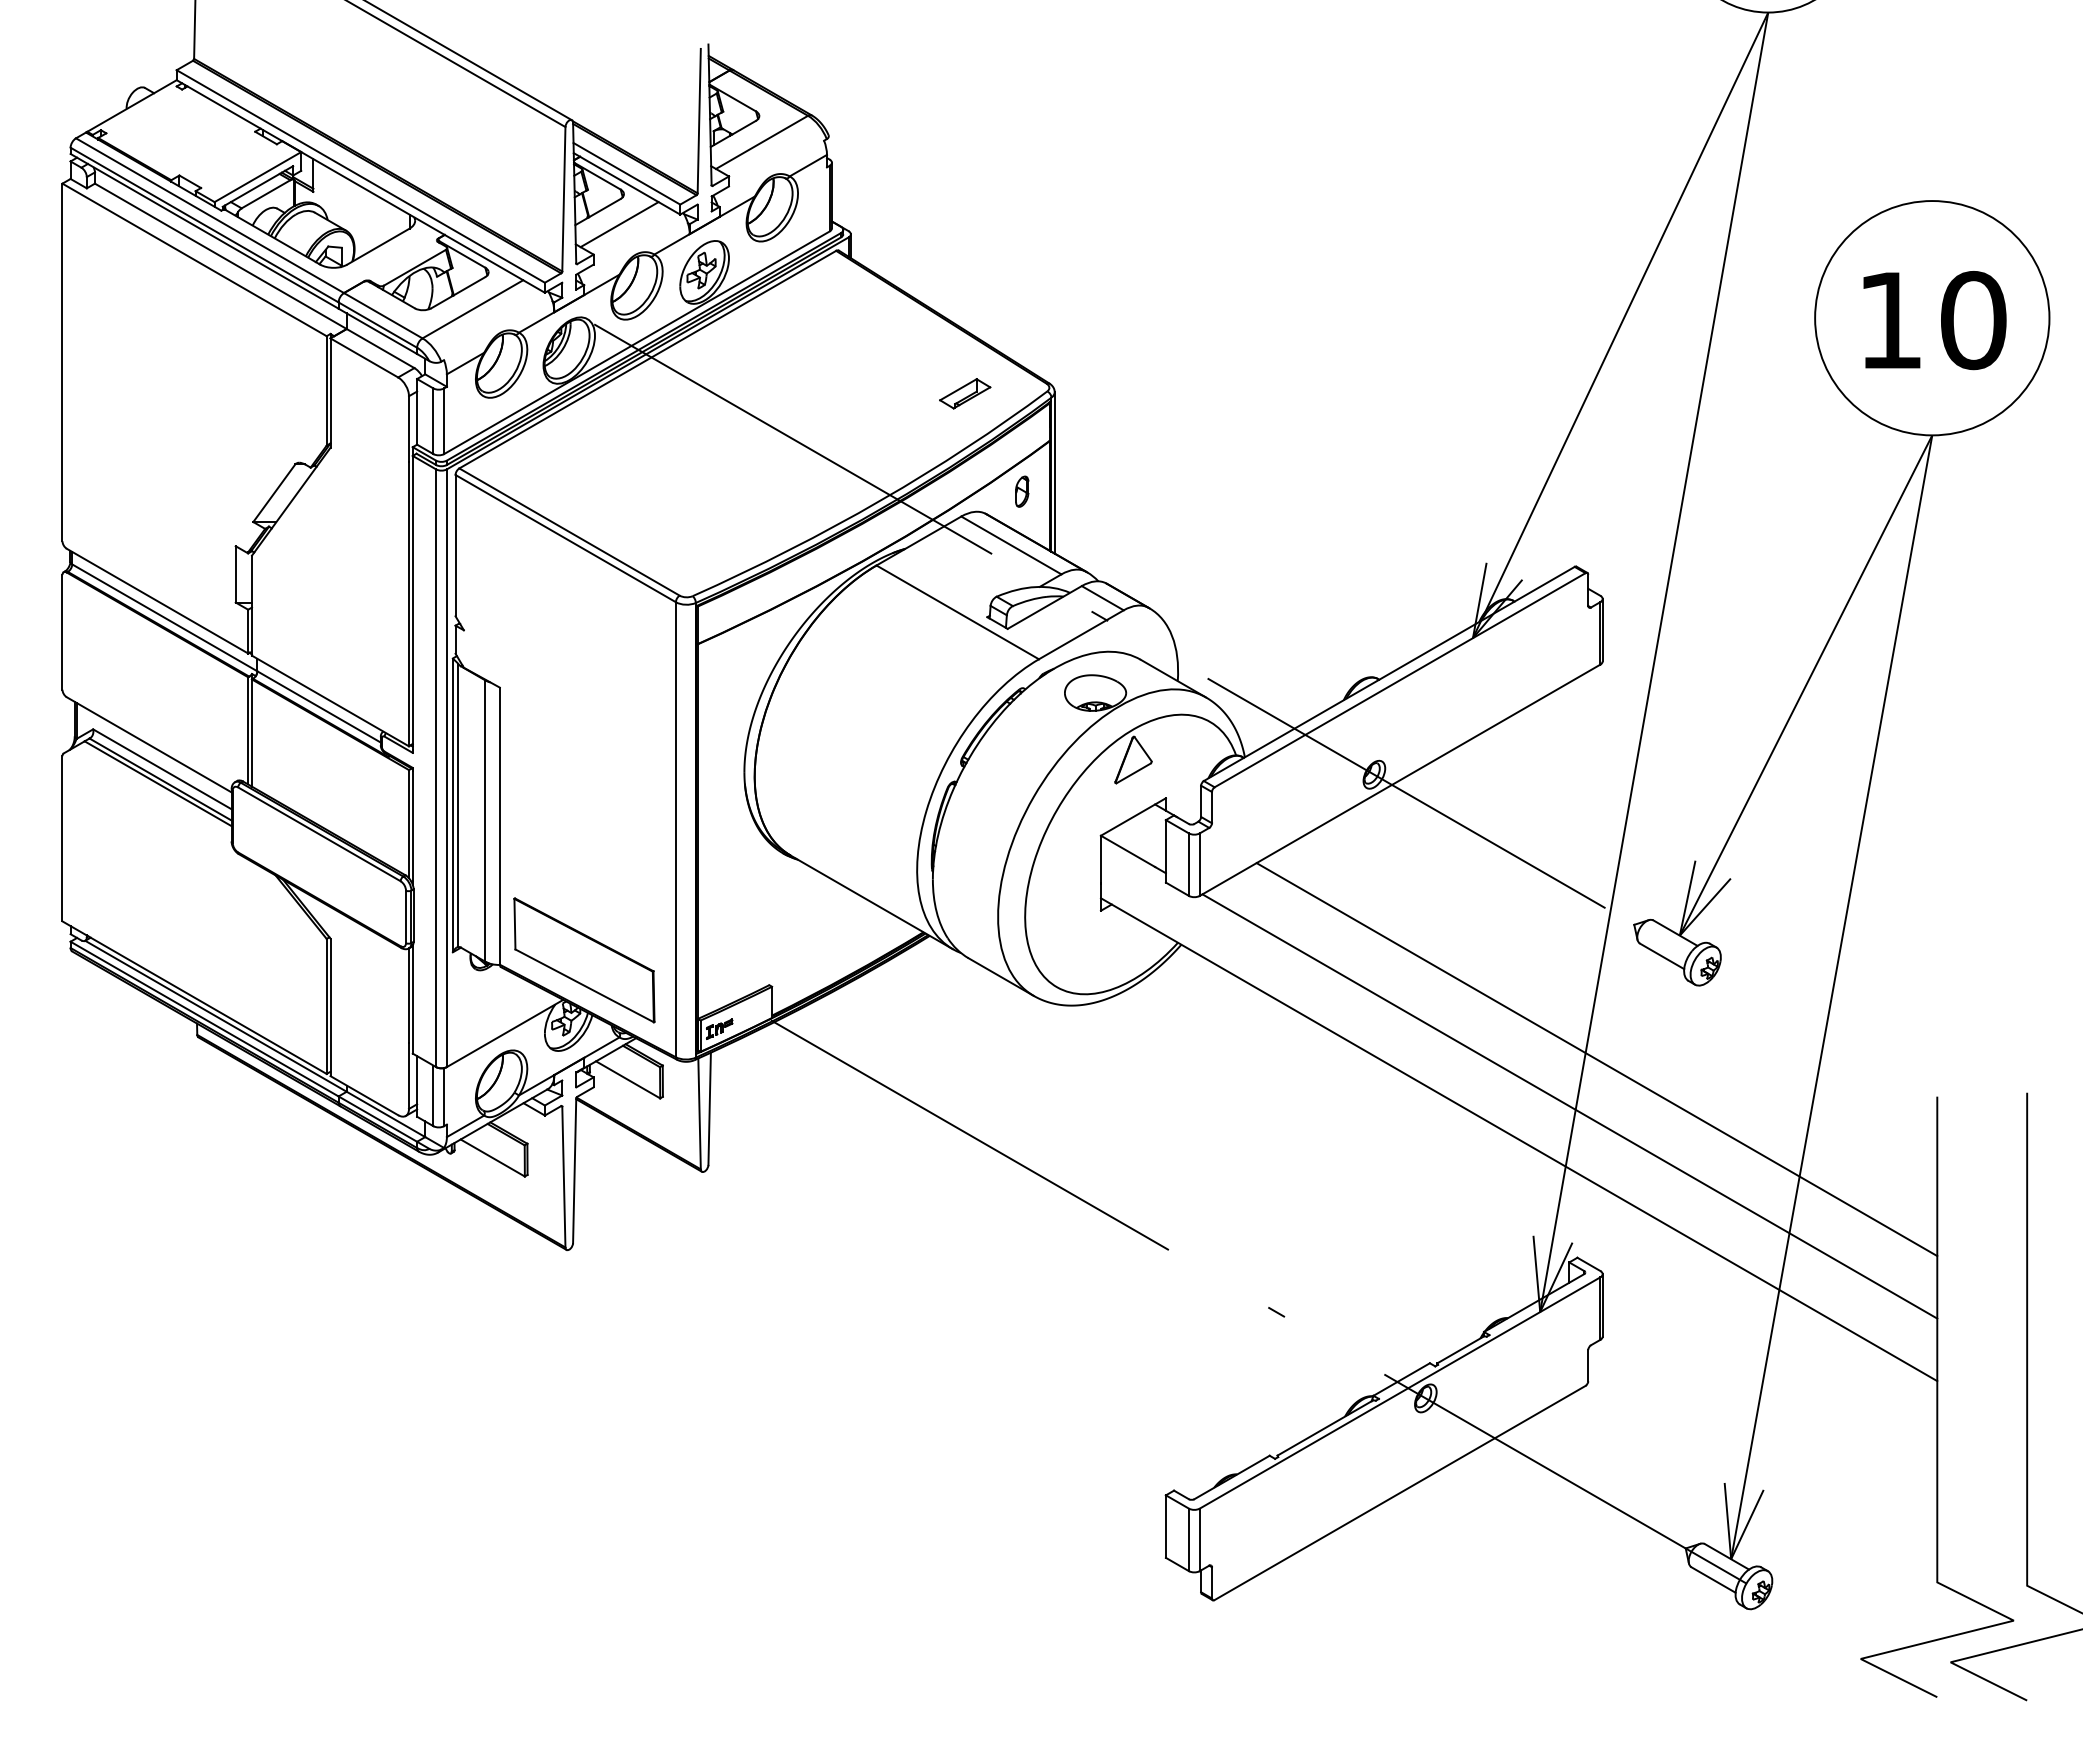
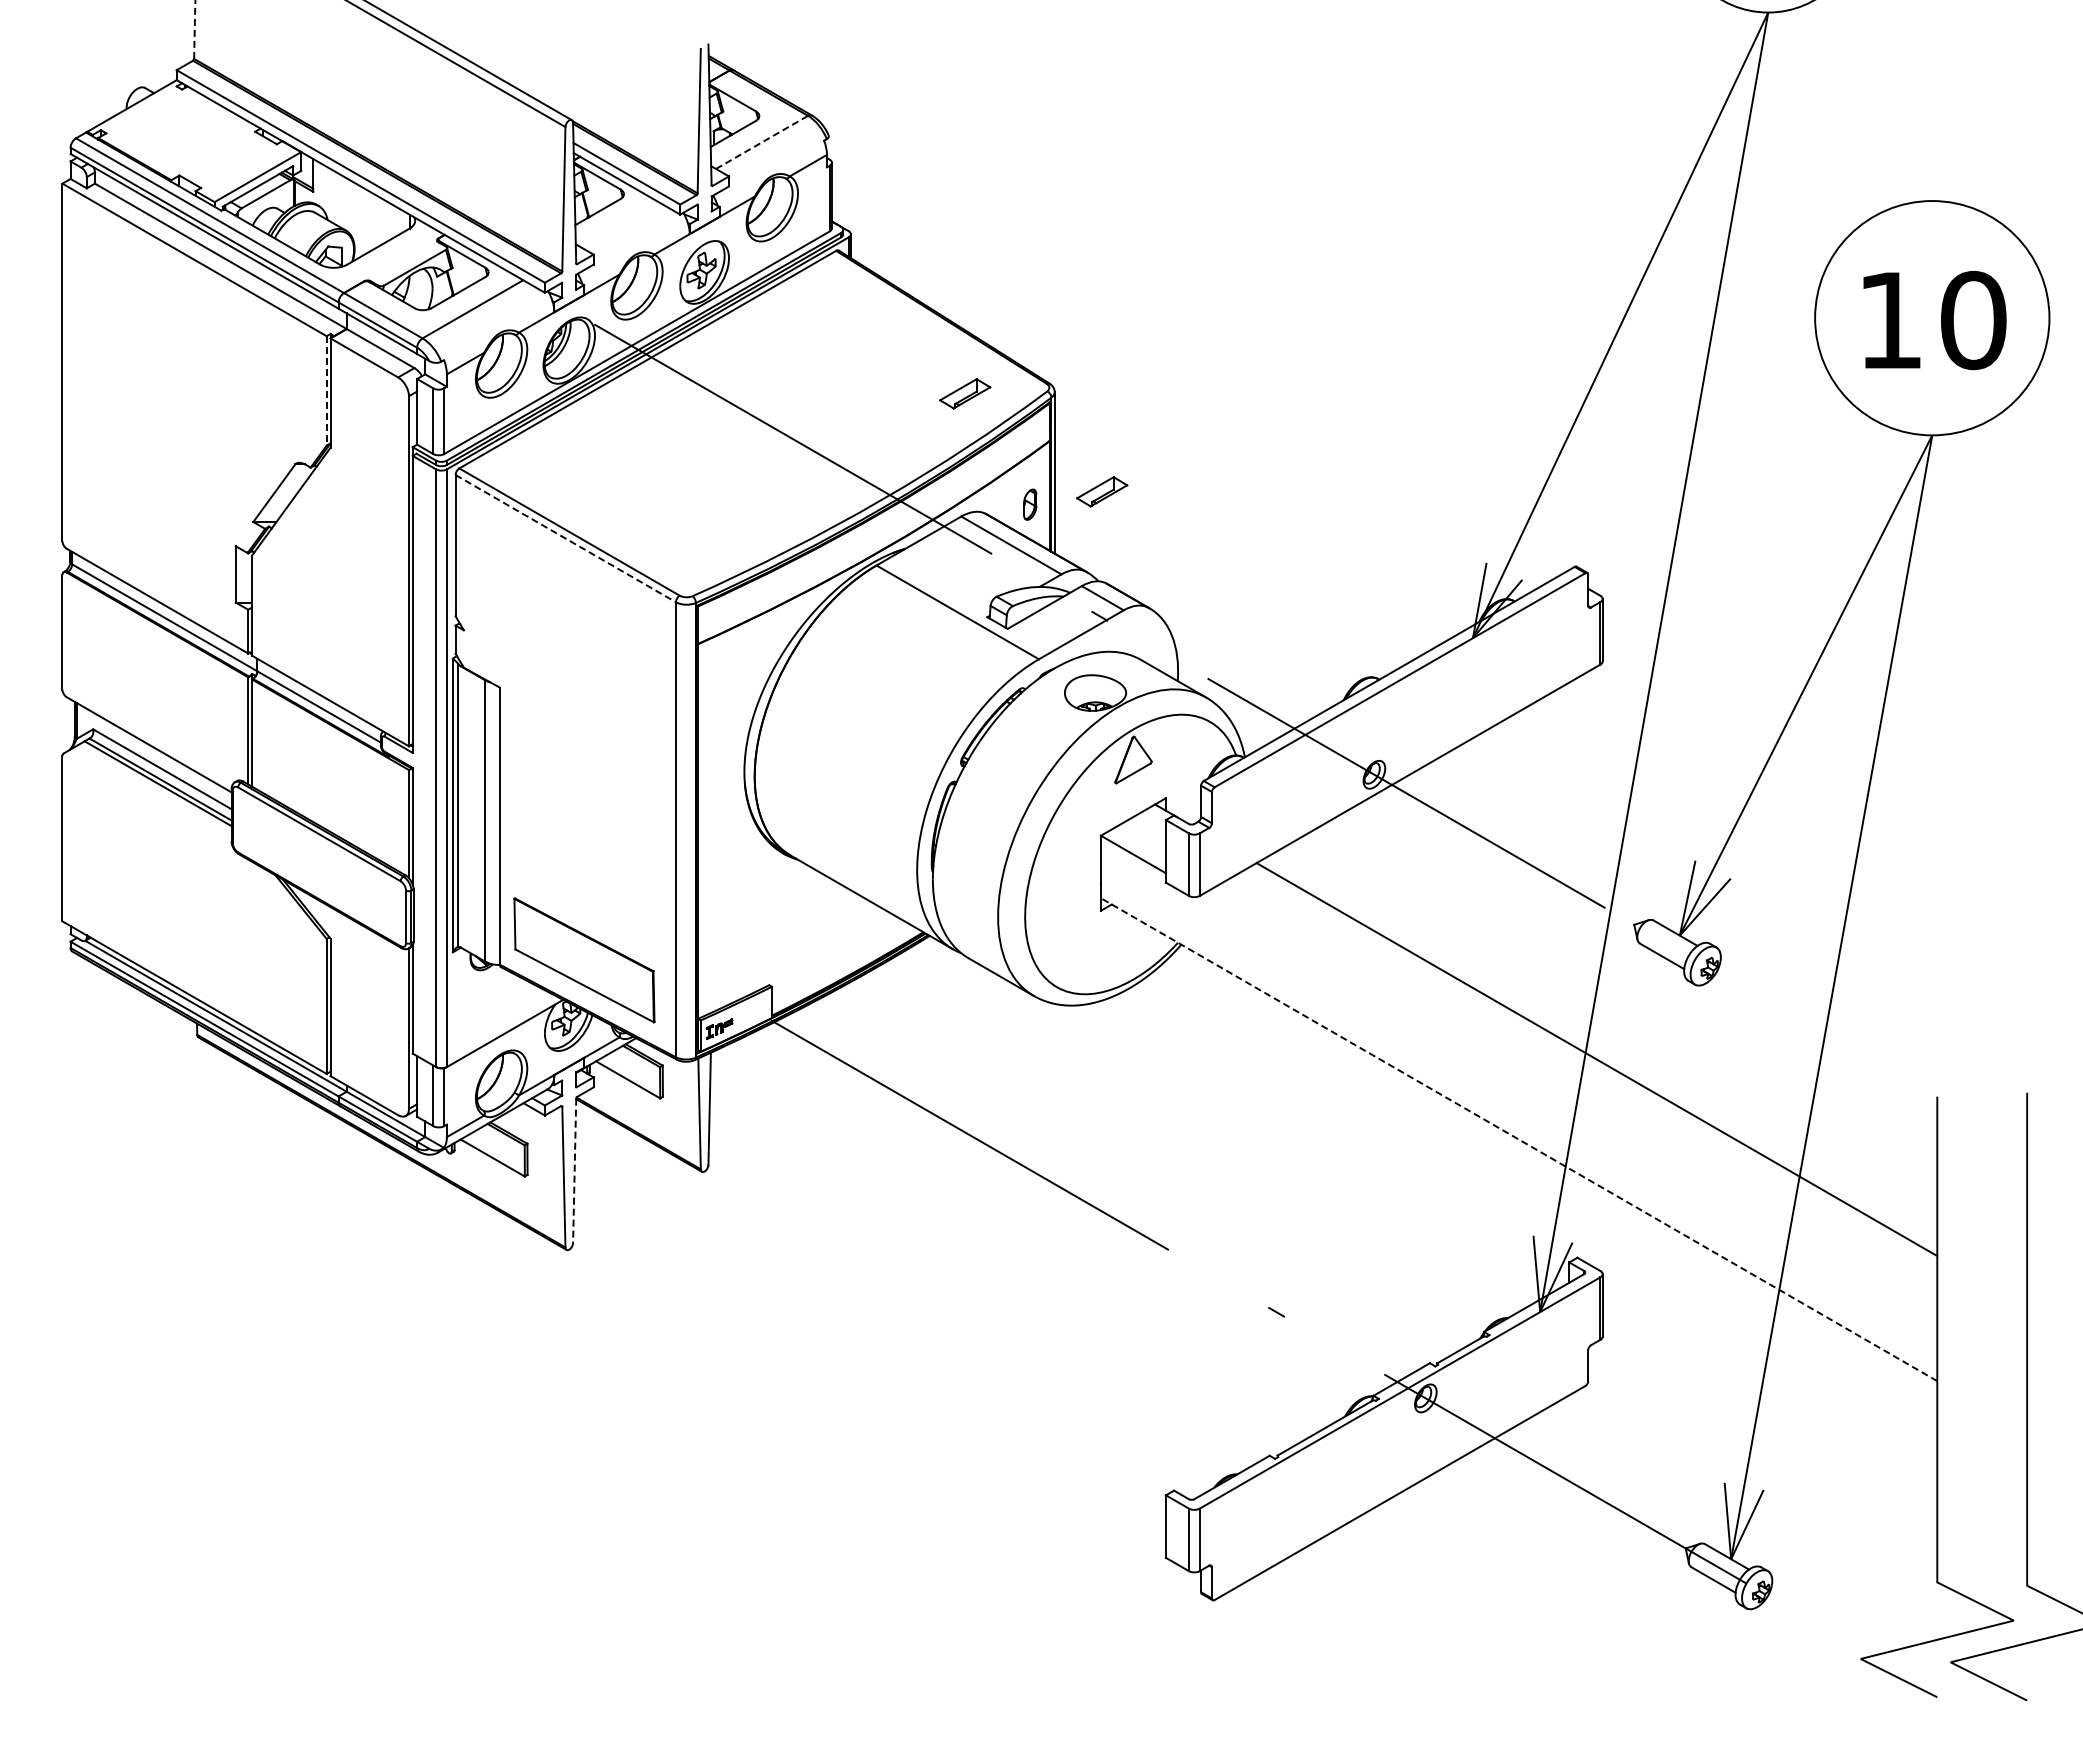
line: solid -> dashed (194, 29)
line: solid -> dashed (762, 142)
line: present -> none (619, 224)
line: solid -> dashed (326, 390)
part position: (1022, 491) -> (1030, 504) (1030, 504)
part: none -> present (1102, 491)
line: solid -> dashed (566, 538)
line: present -> none (1569, 1106)
line: solid -> dashed (1519, 1139)
line: solid -> dashed (574, 1171)
